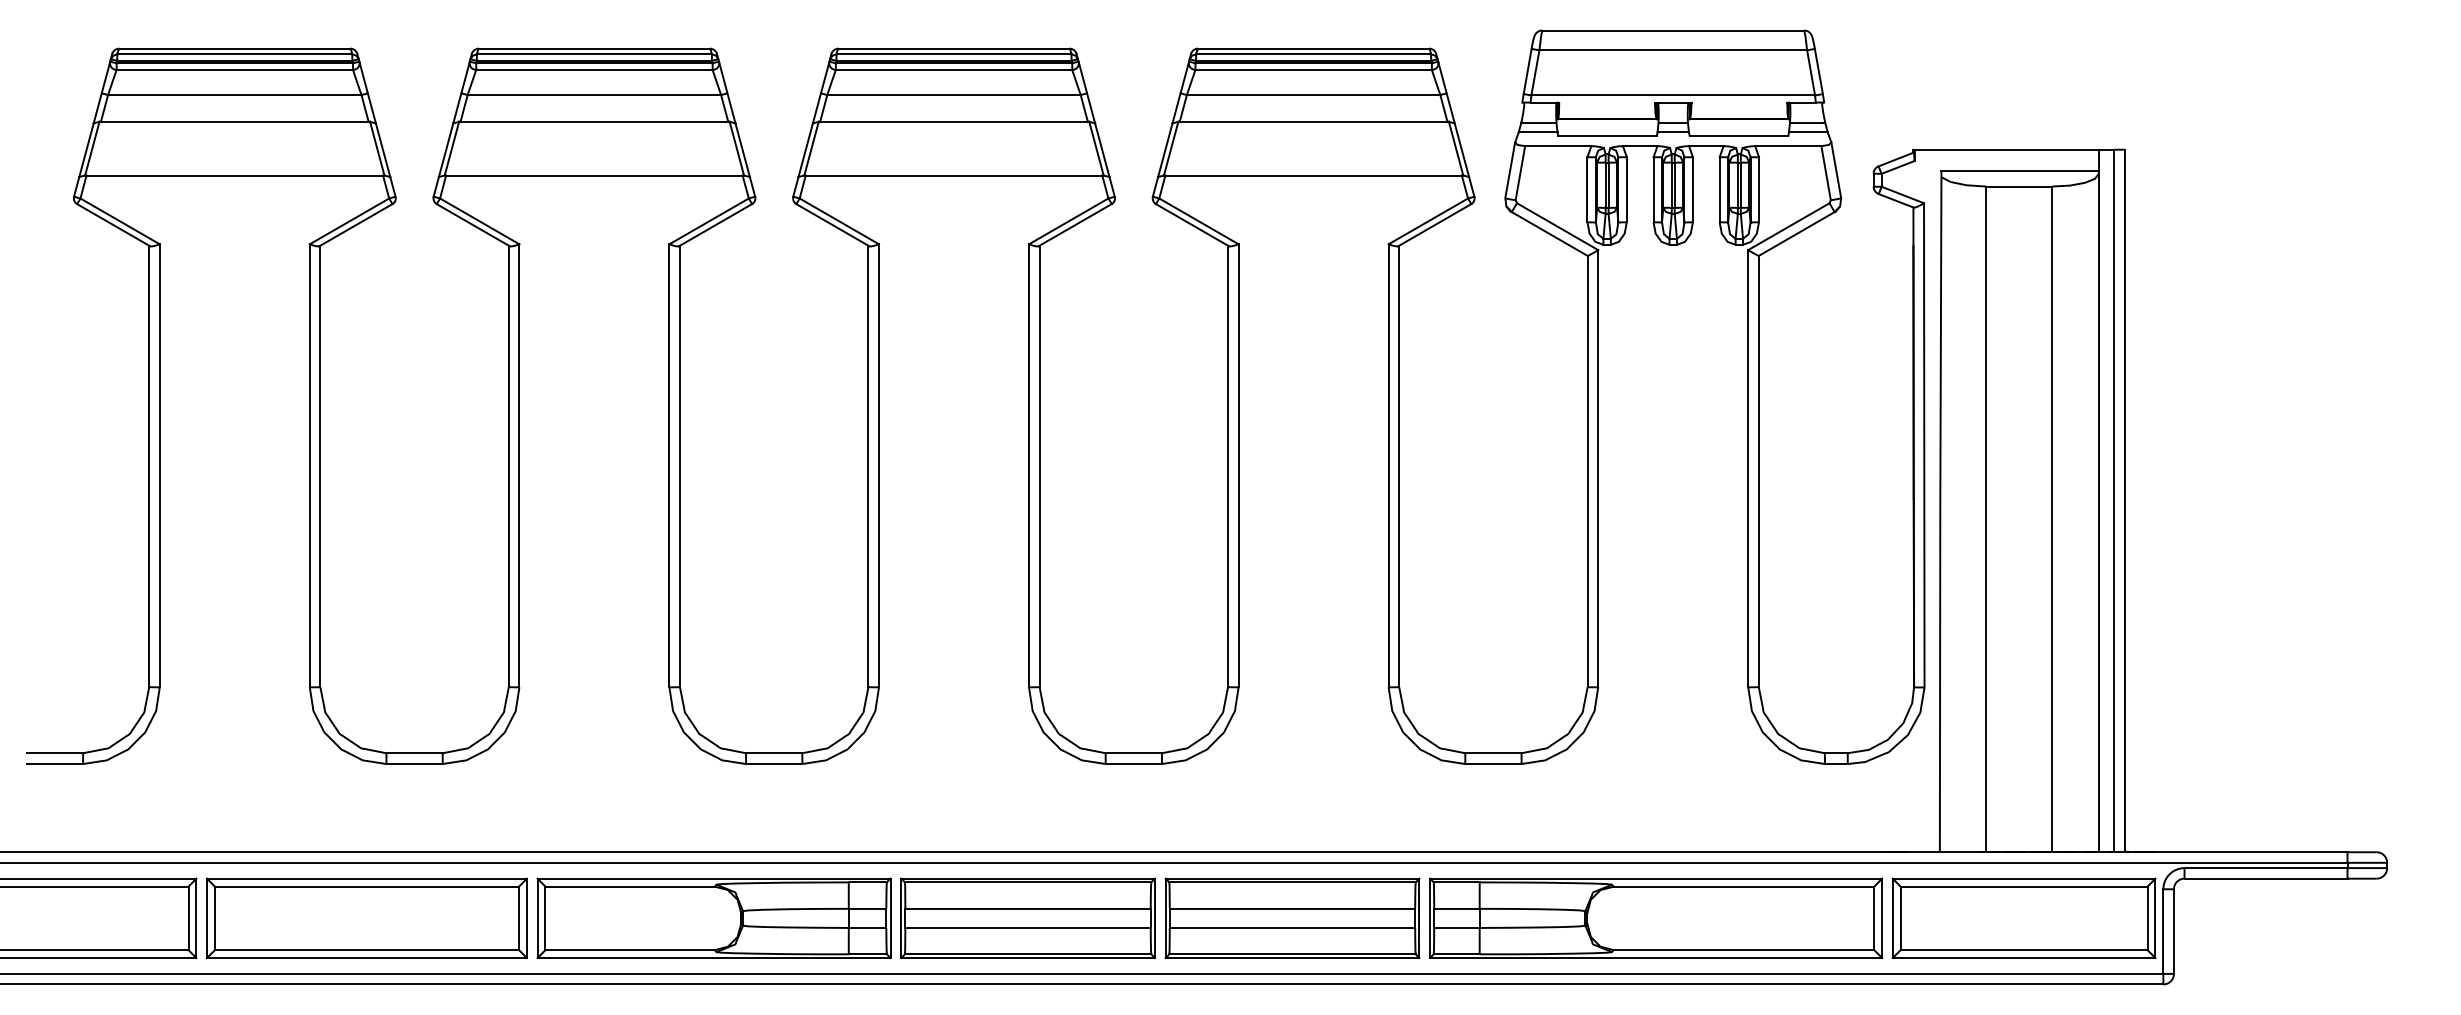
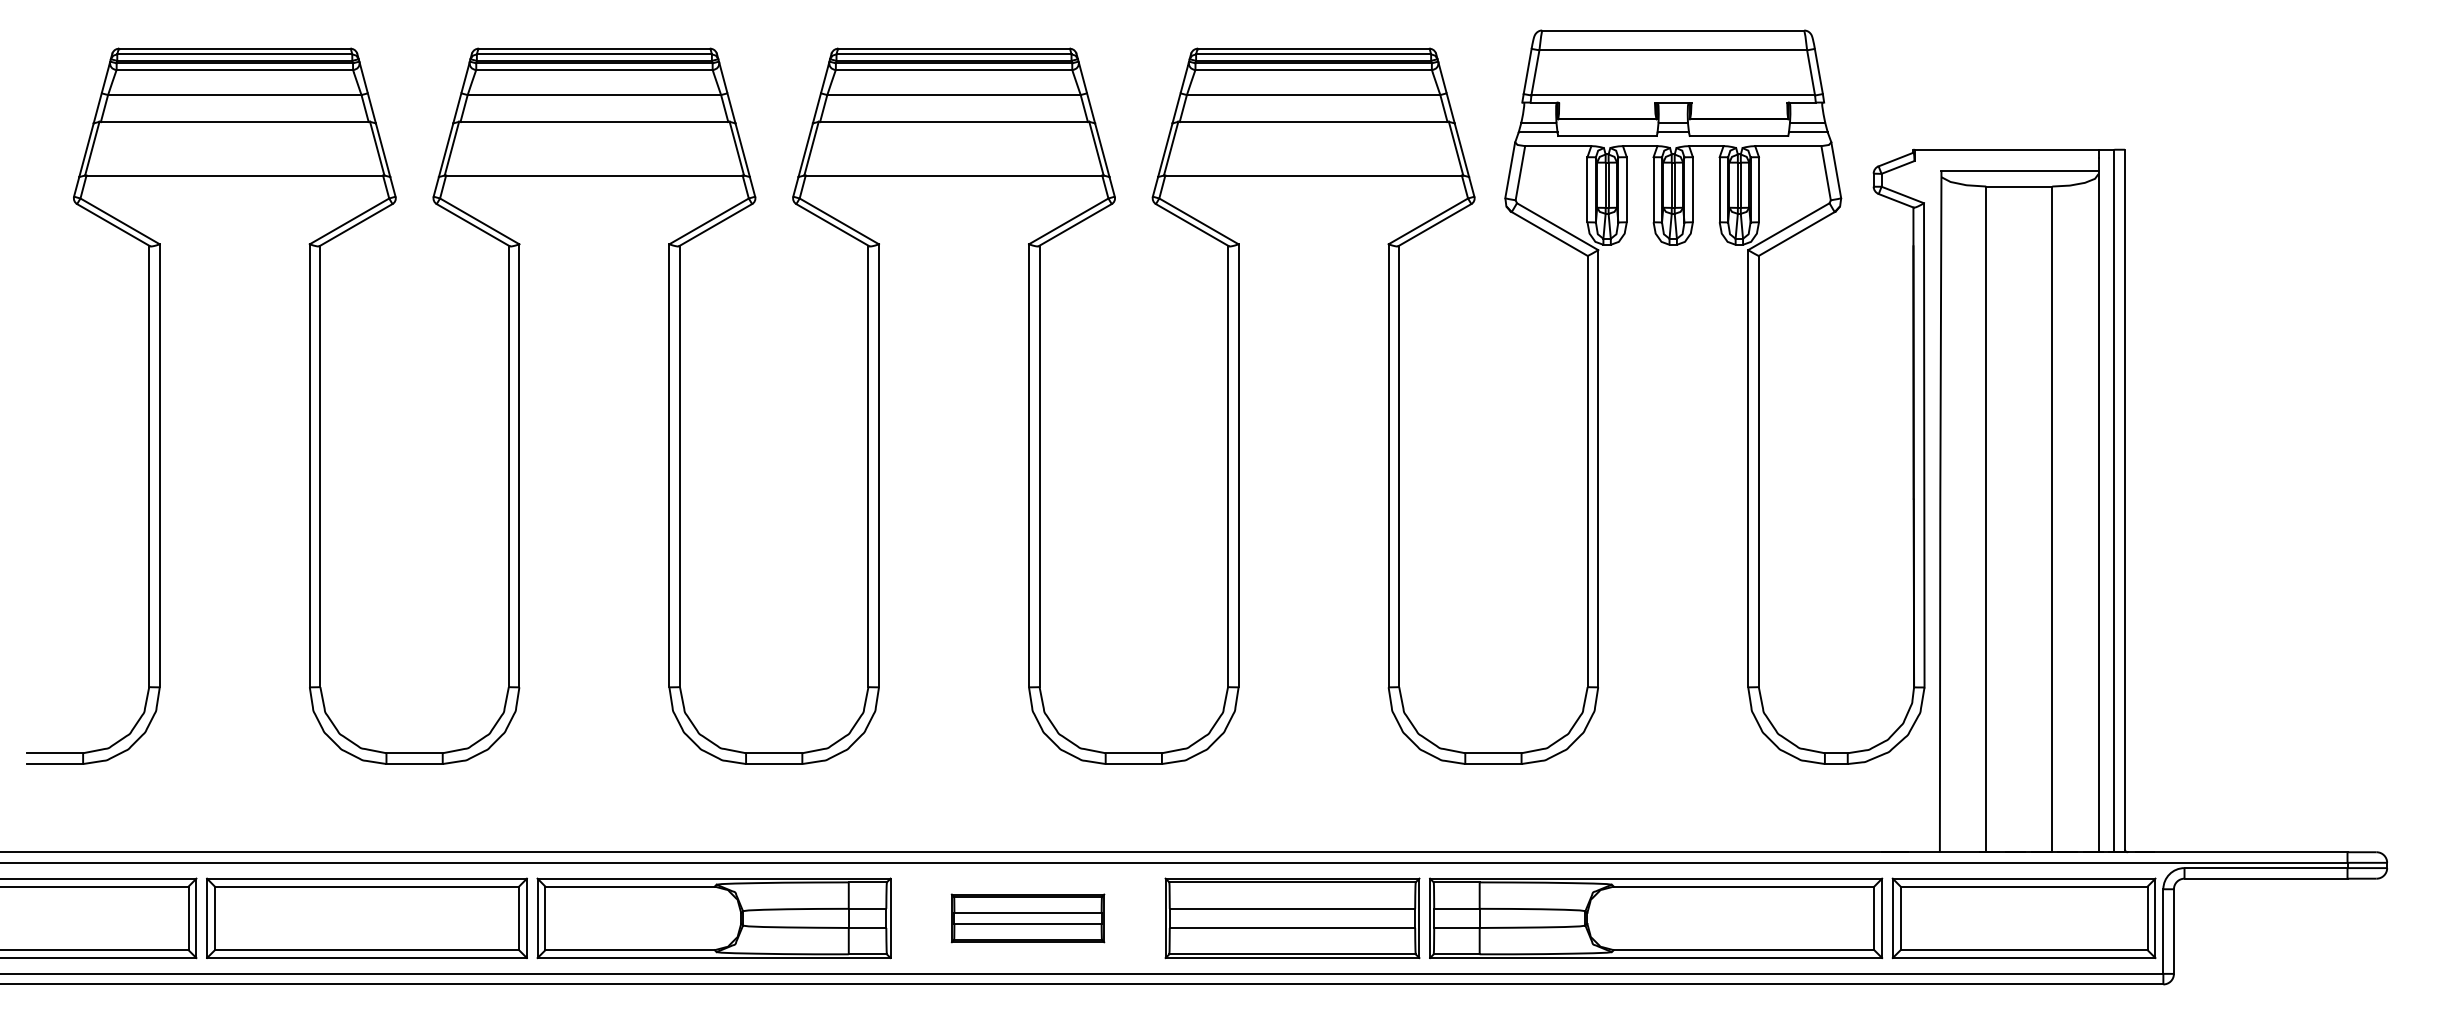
part size: 256x83 px -> 156x51 px (1027, 918)
